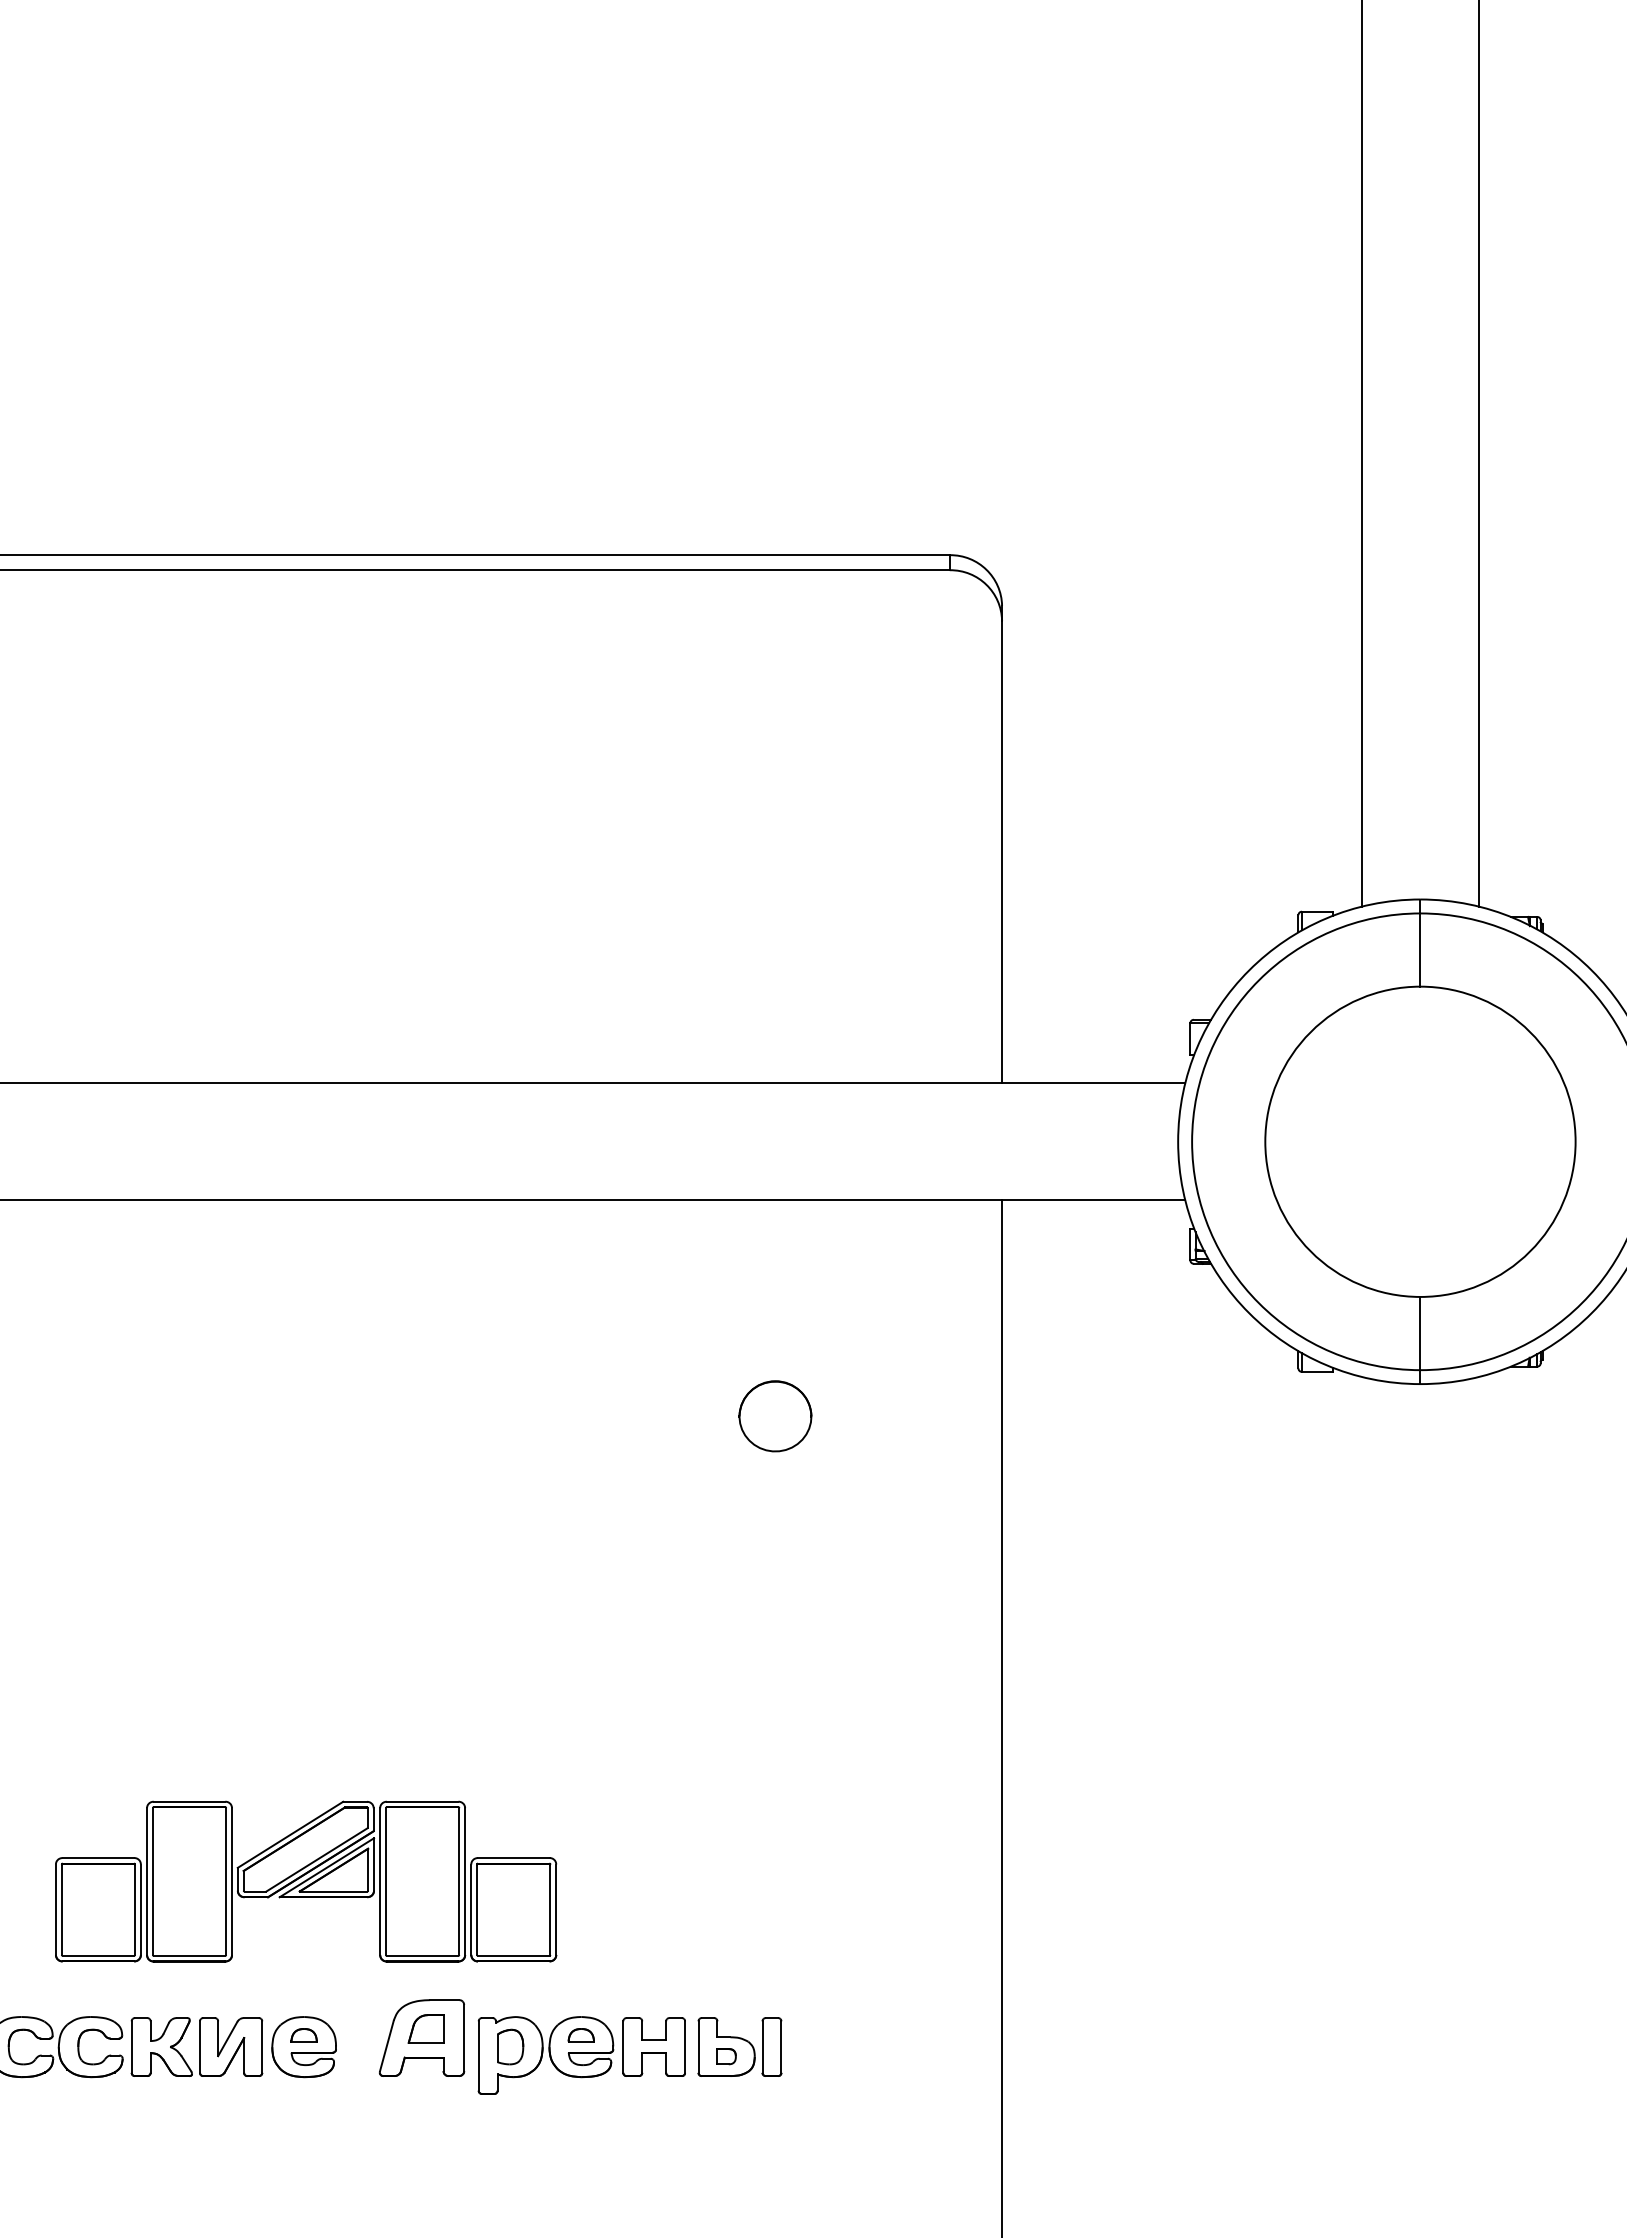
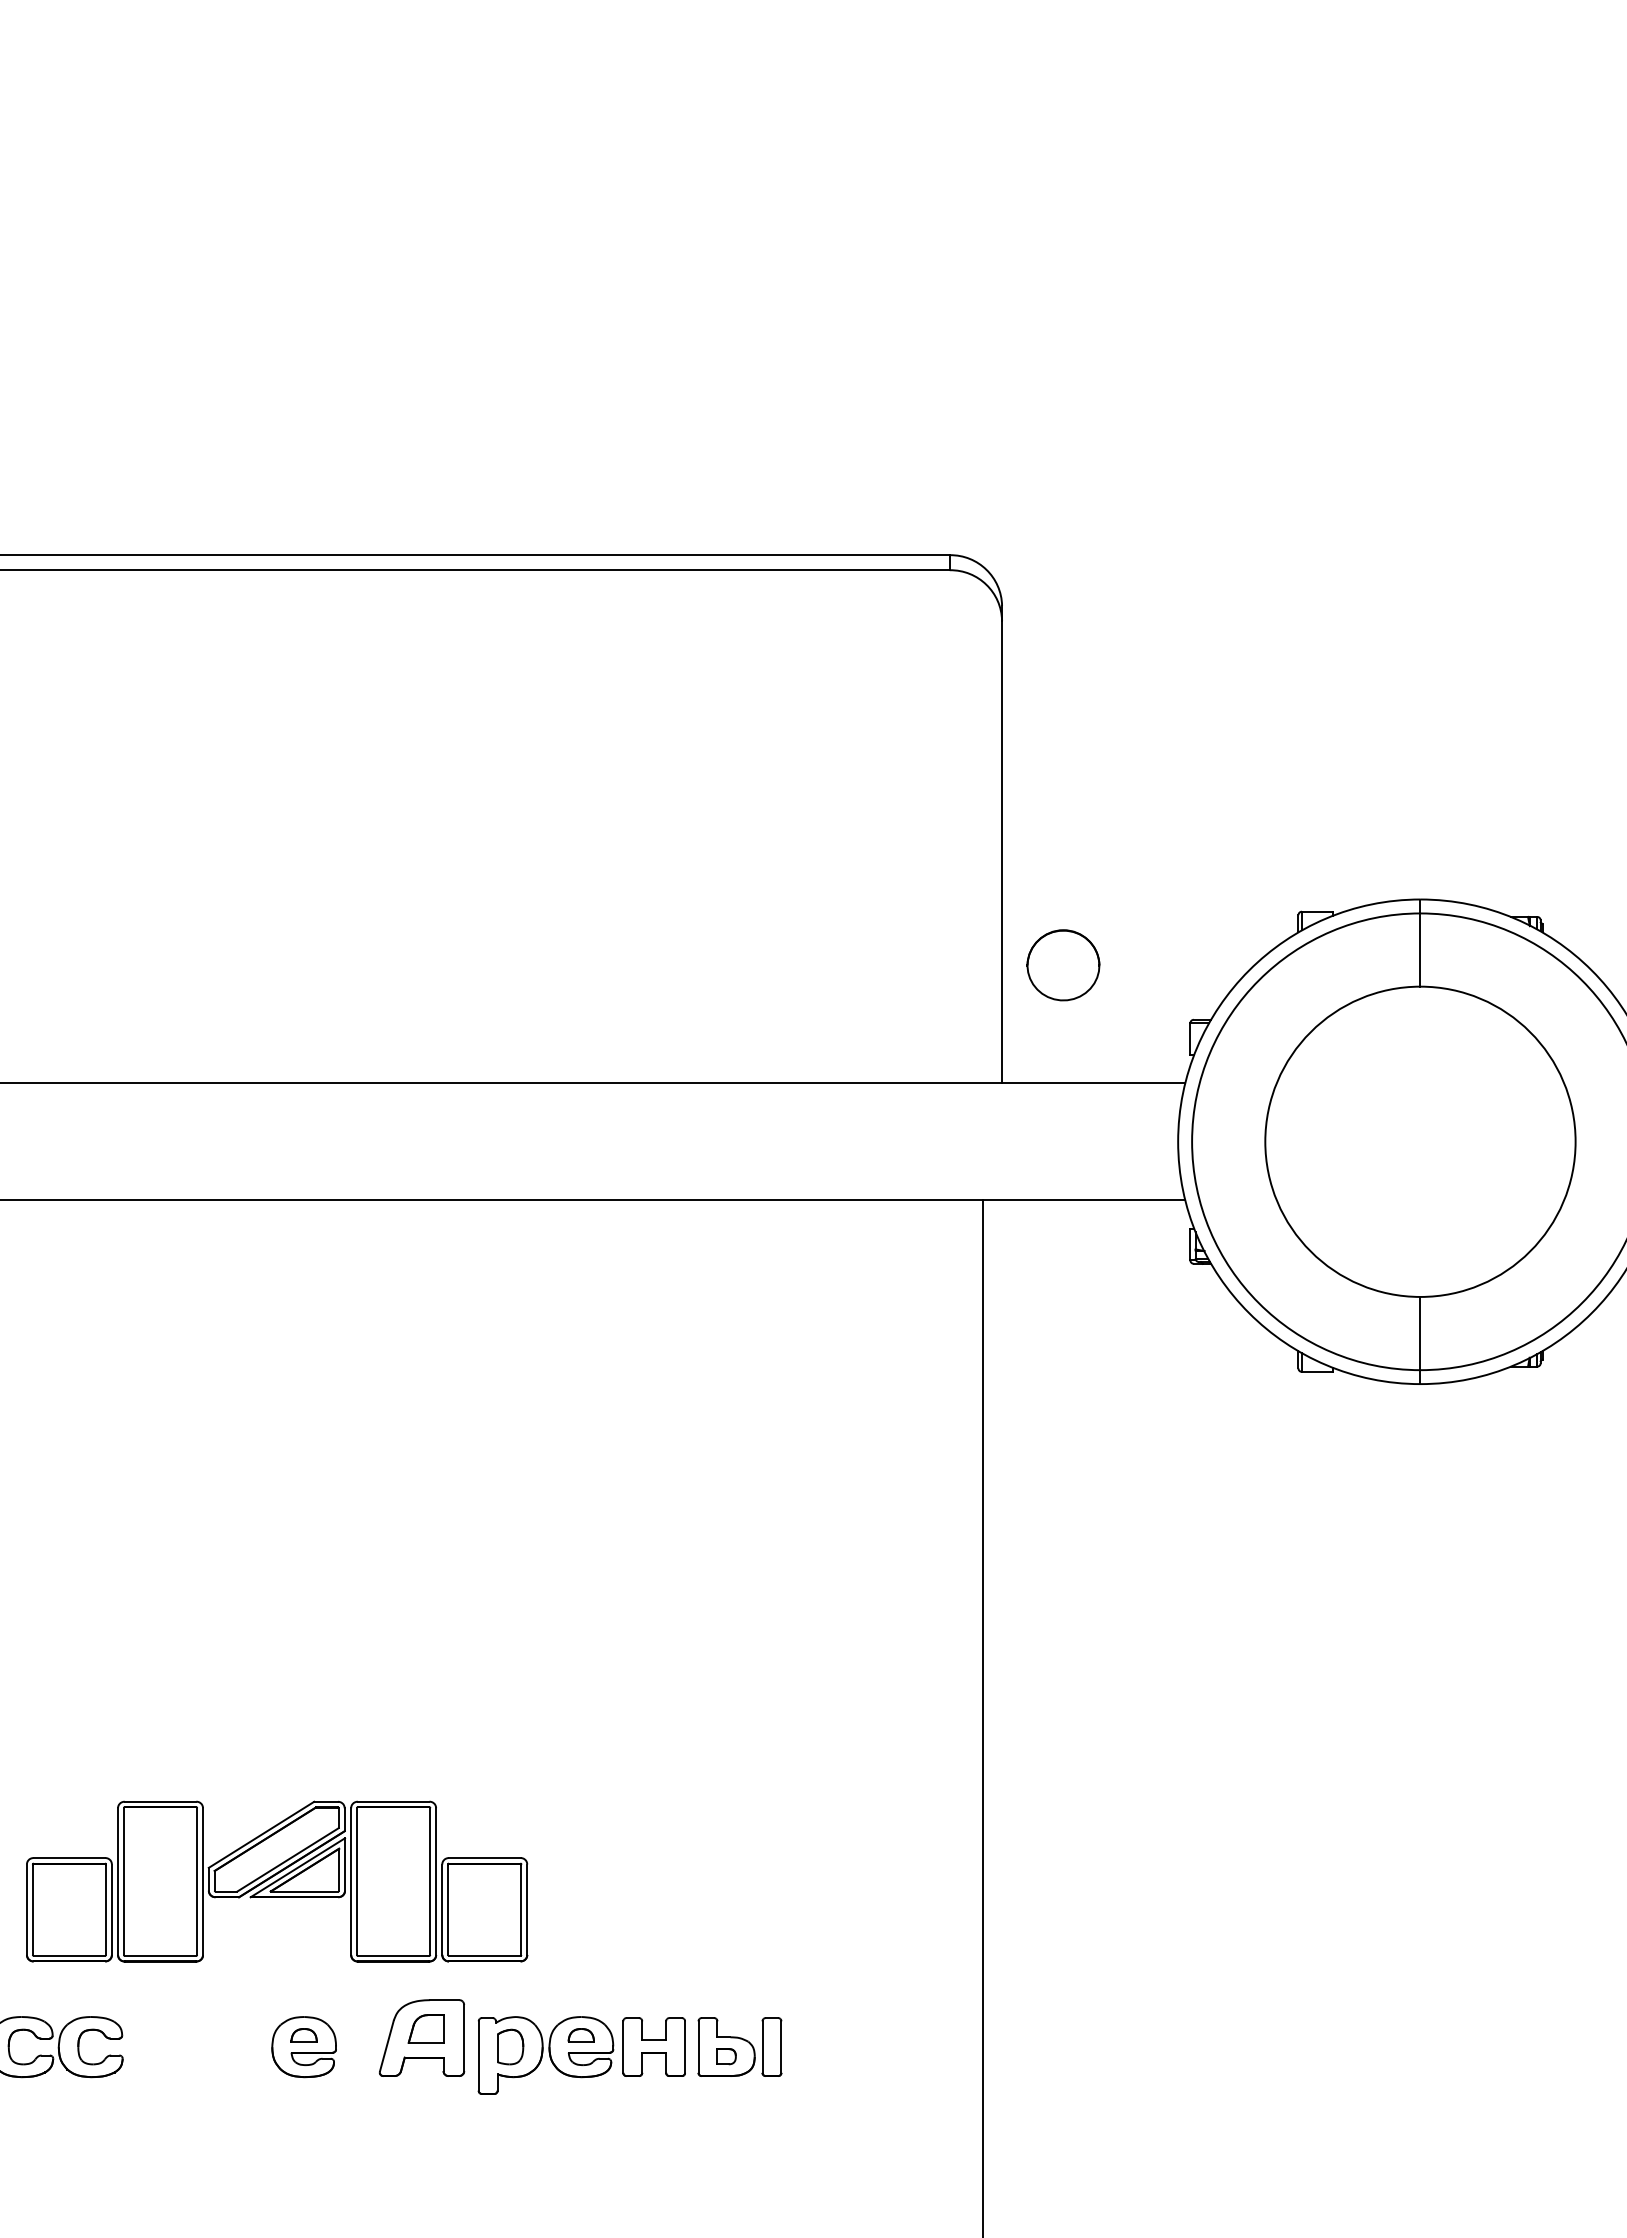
line: present -> none (1362, 454)
line: present -> none (1478, 454)
part position: (775, 1416) -> (1063, 965) (1063, 965)
line position: (1002, 1717) -> (983, 1717) (983, 1717)
part position: (306, 1881) -> (277, 1881) (277, 1881)
part: present -> none (196, 2046)
